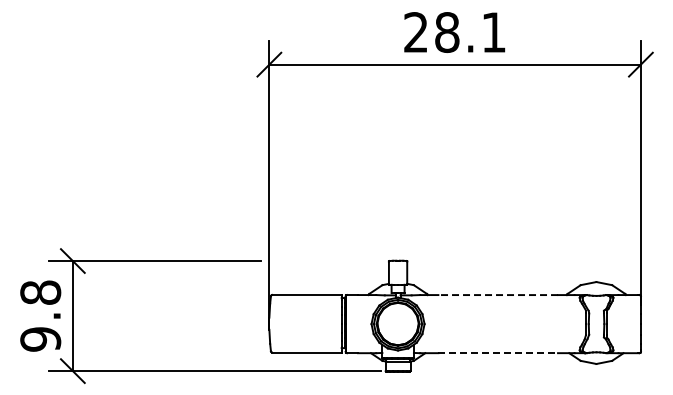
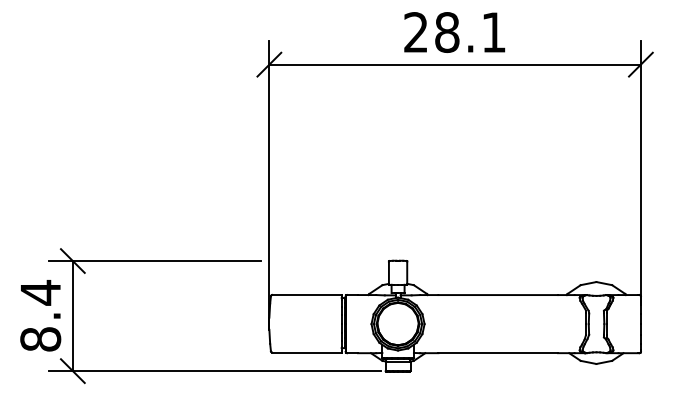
line: dashed -> solid (498, 295)
text: 9.8 -> 8.4 (40, 315)
line: dashed -> solid (498, 353)
